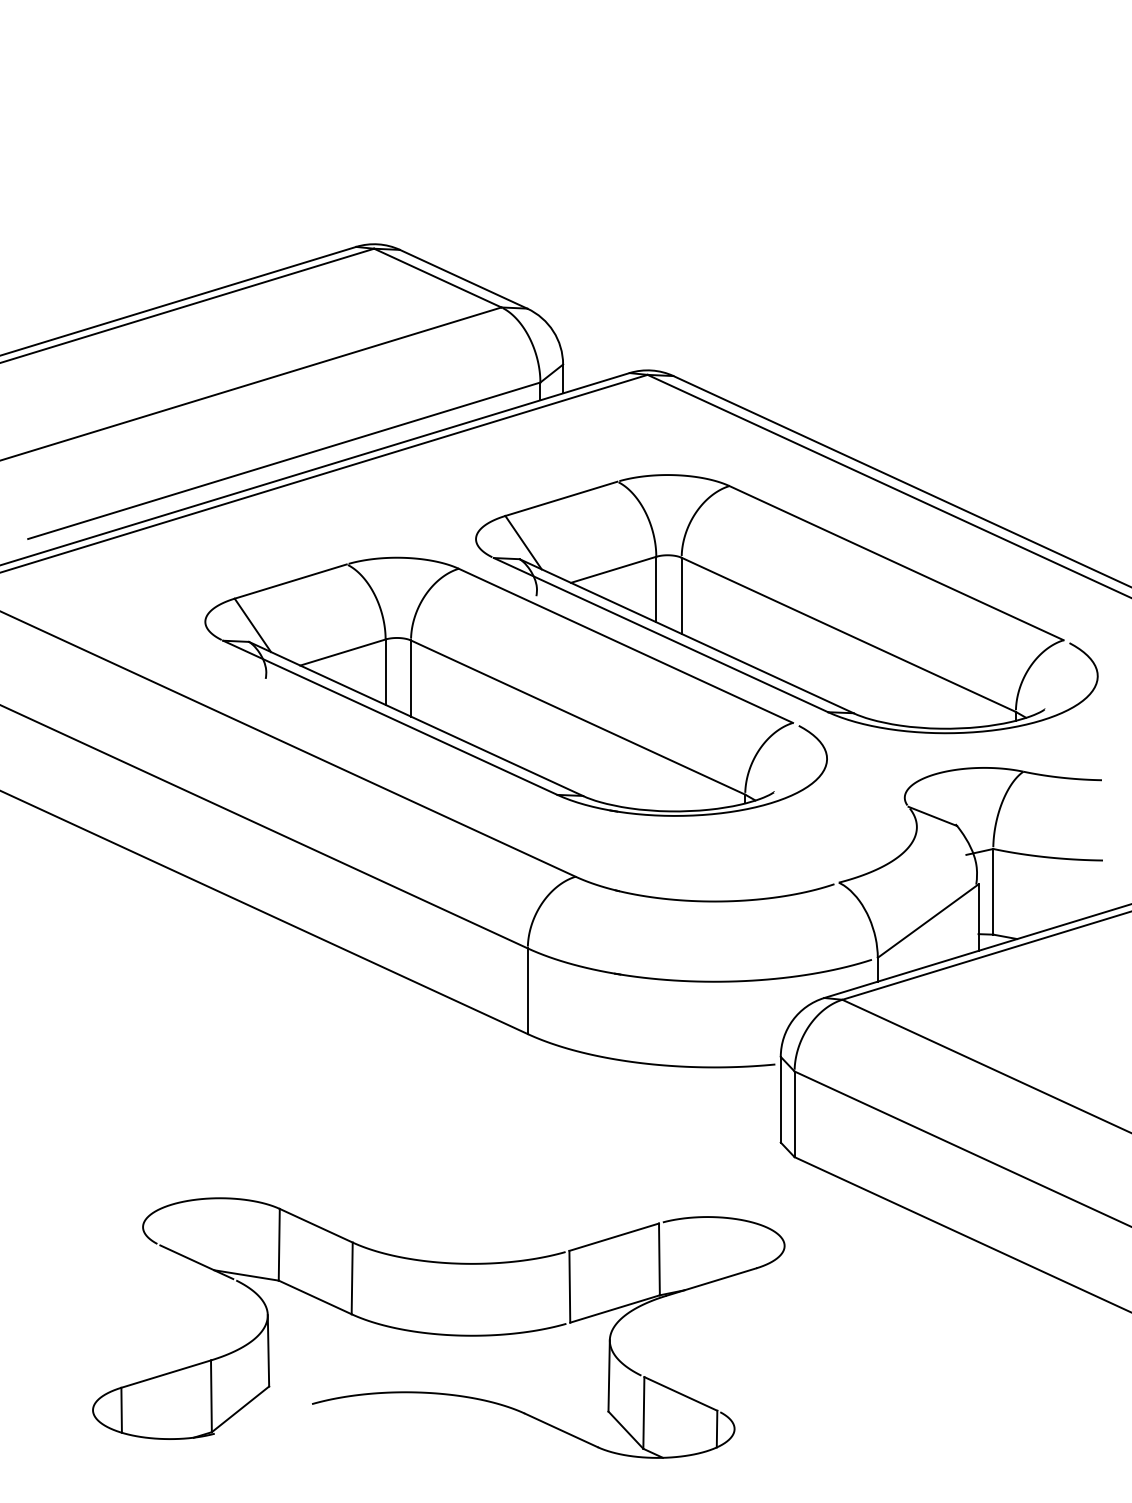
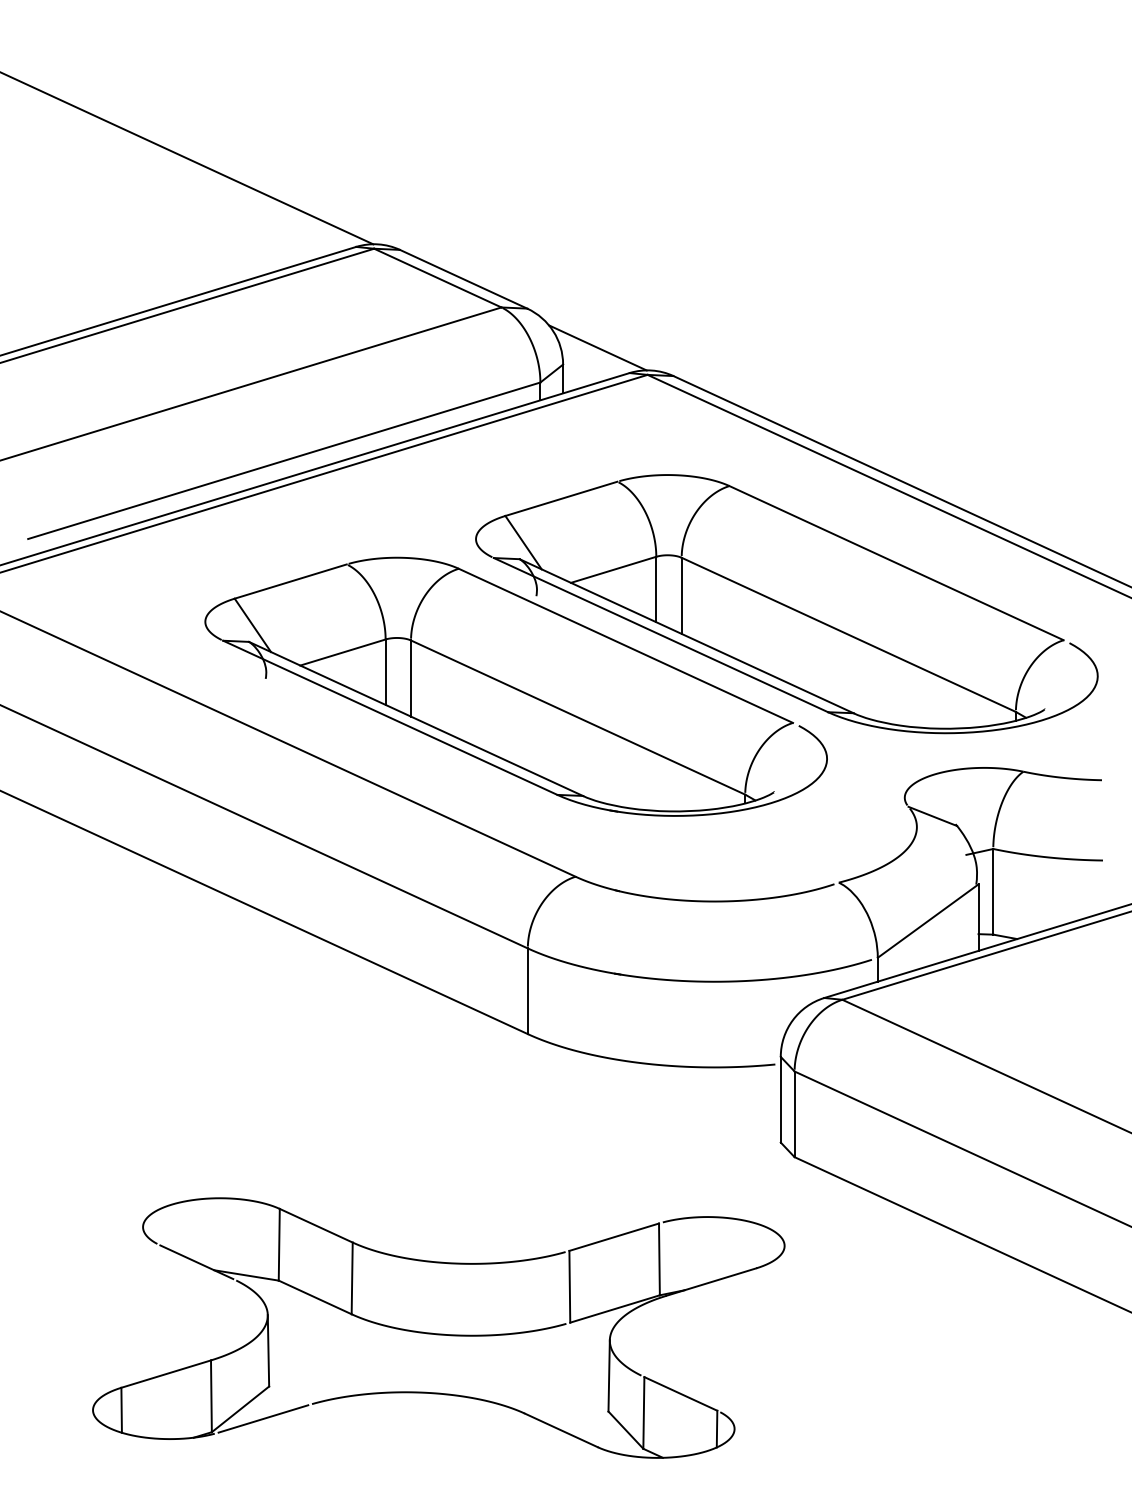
line: none -> present (187, 158)
line: none -> present (597, 347)
line: none -> present (263, 1418)
